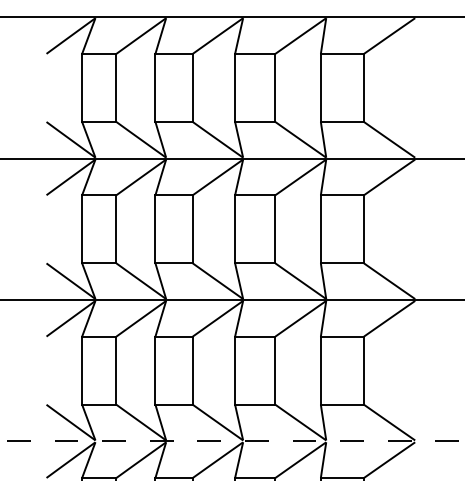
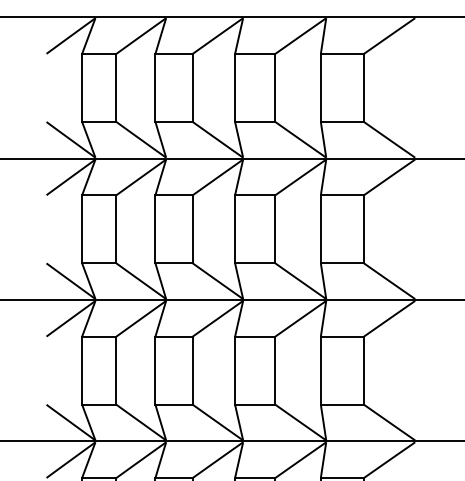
line: dashed -> solid (232, 441)
